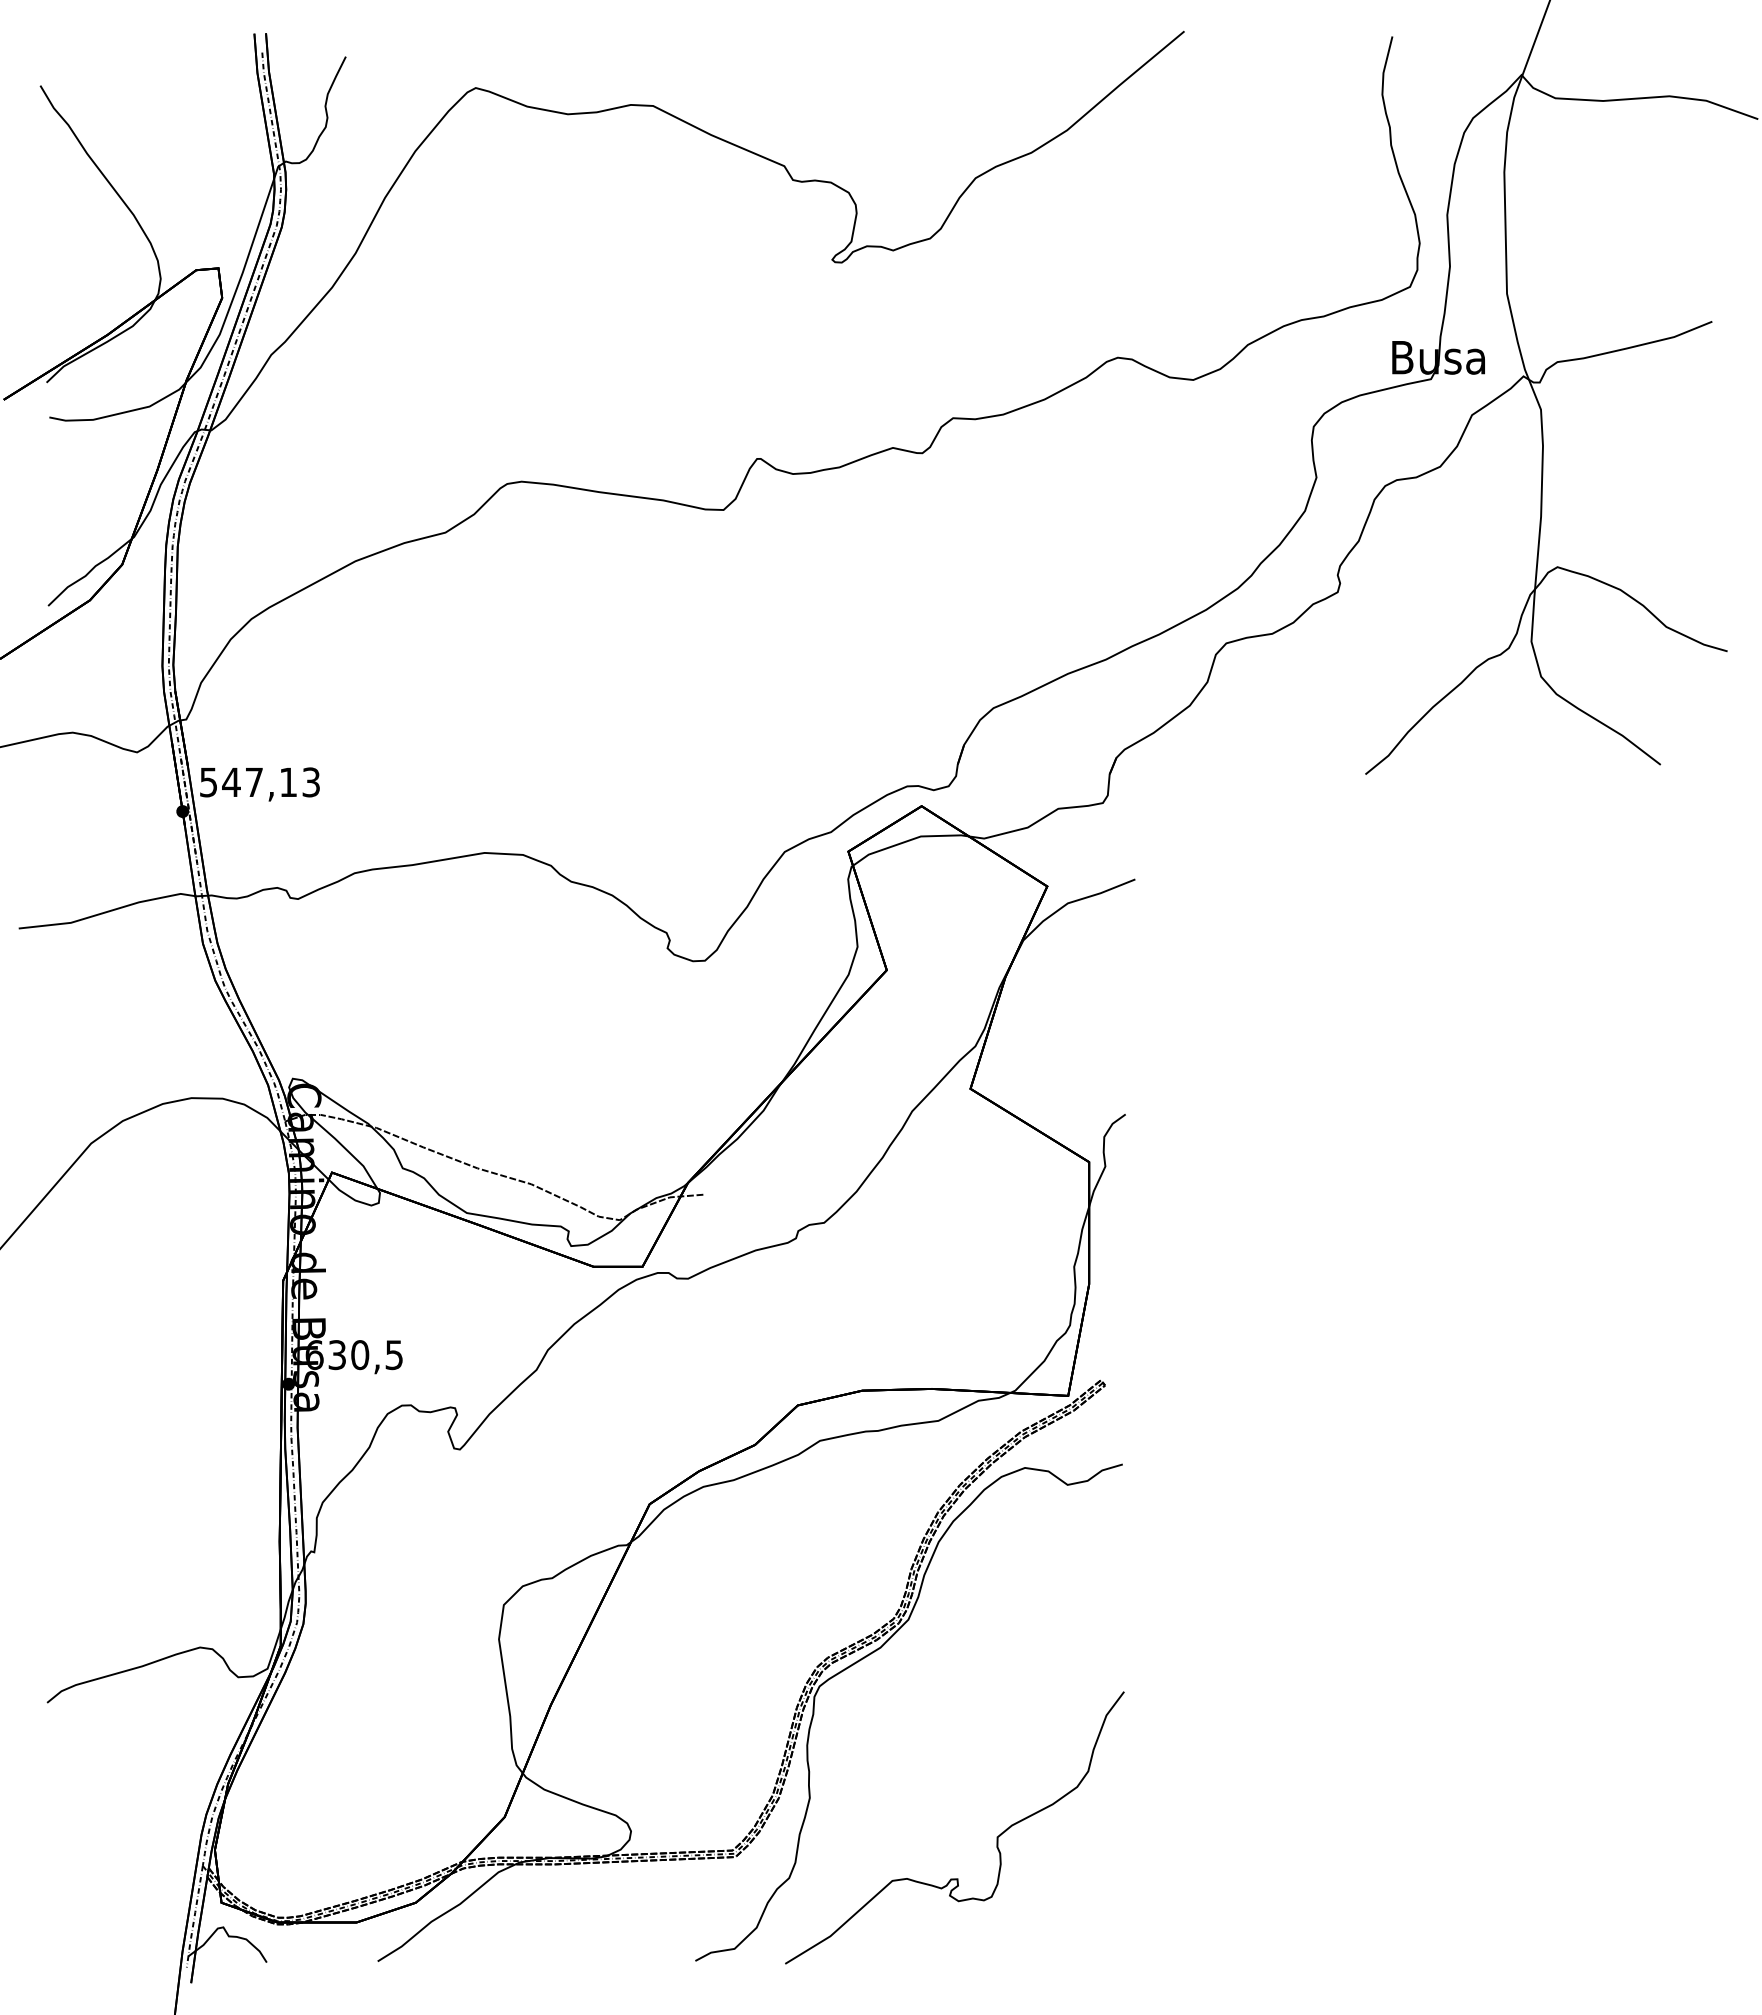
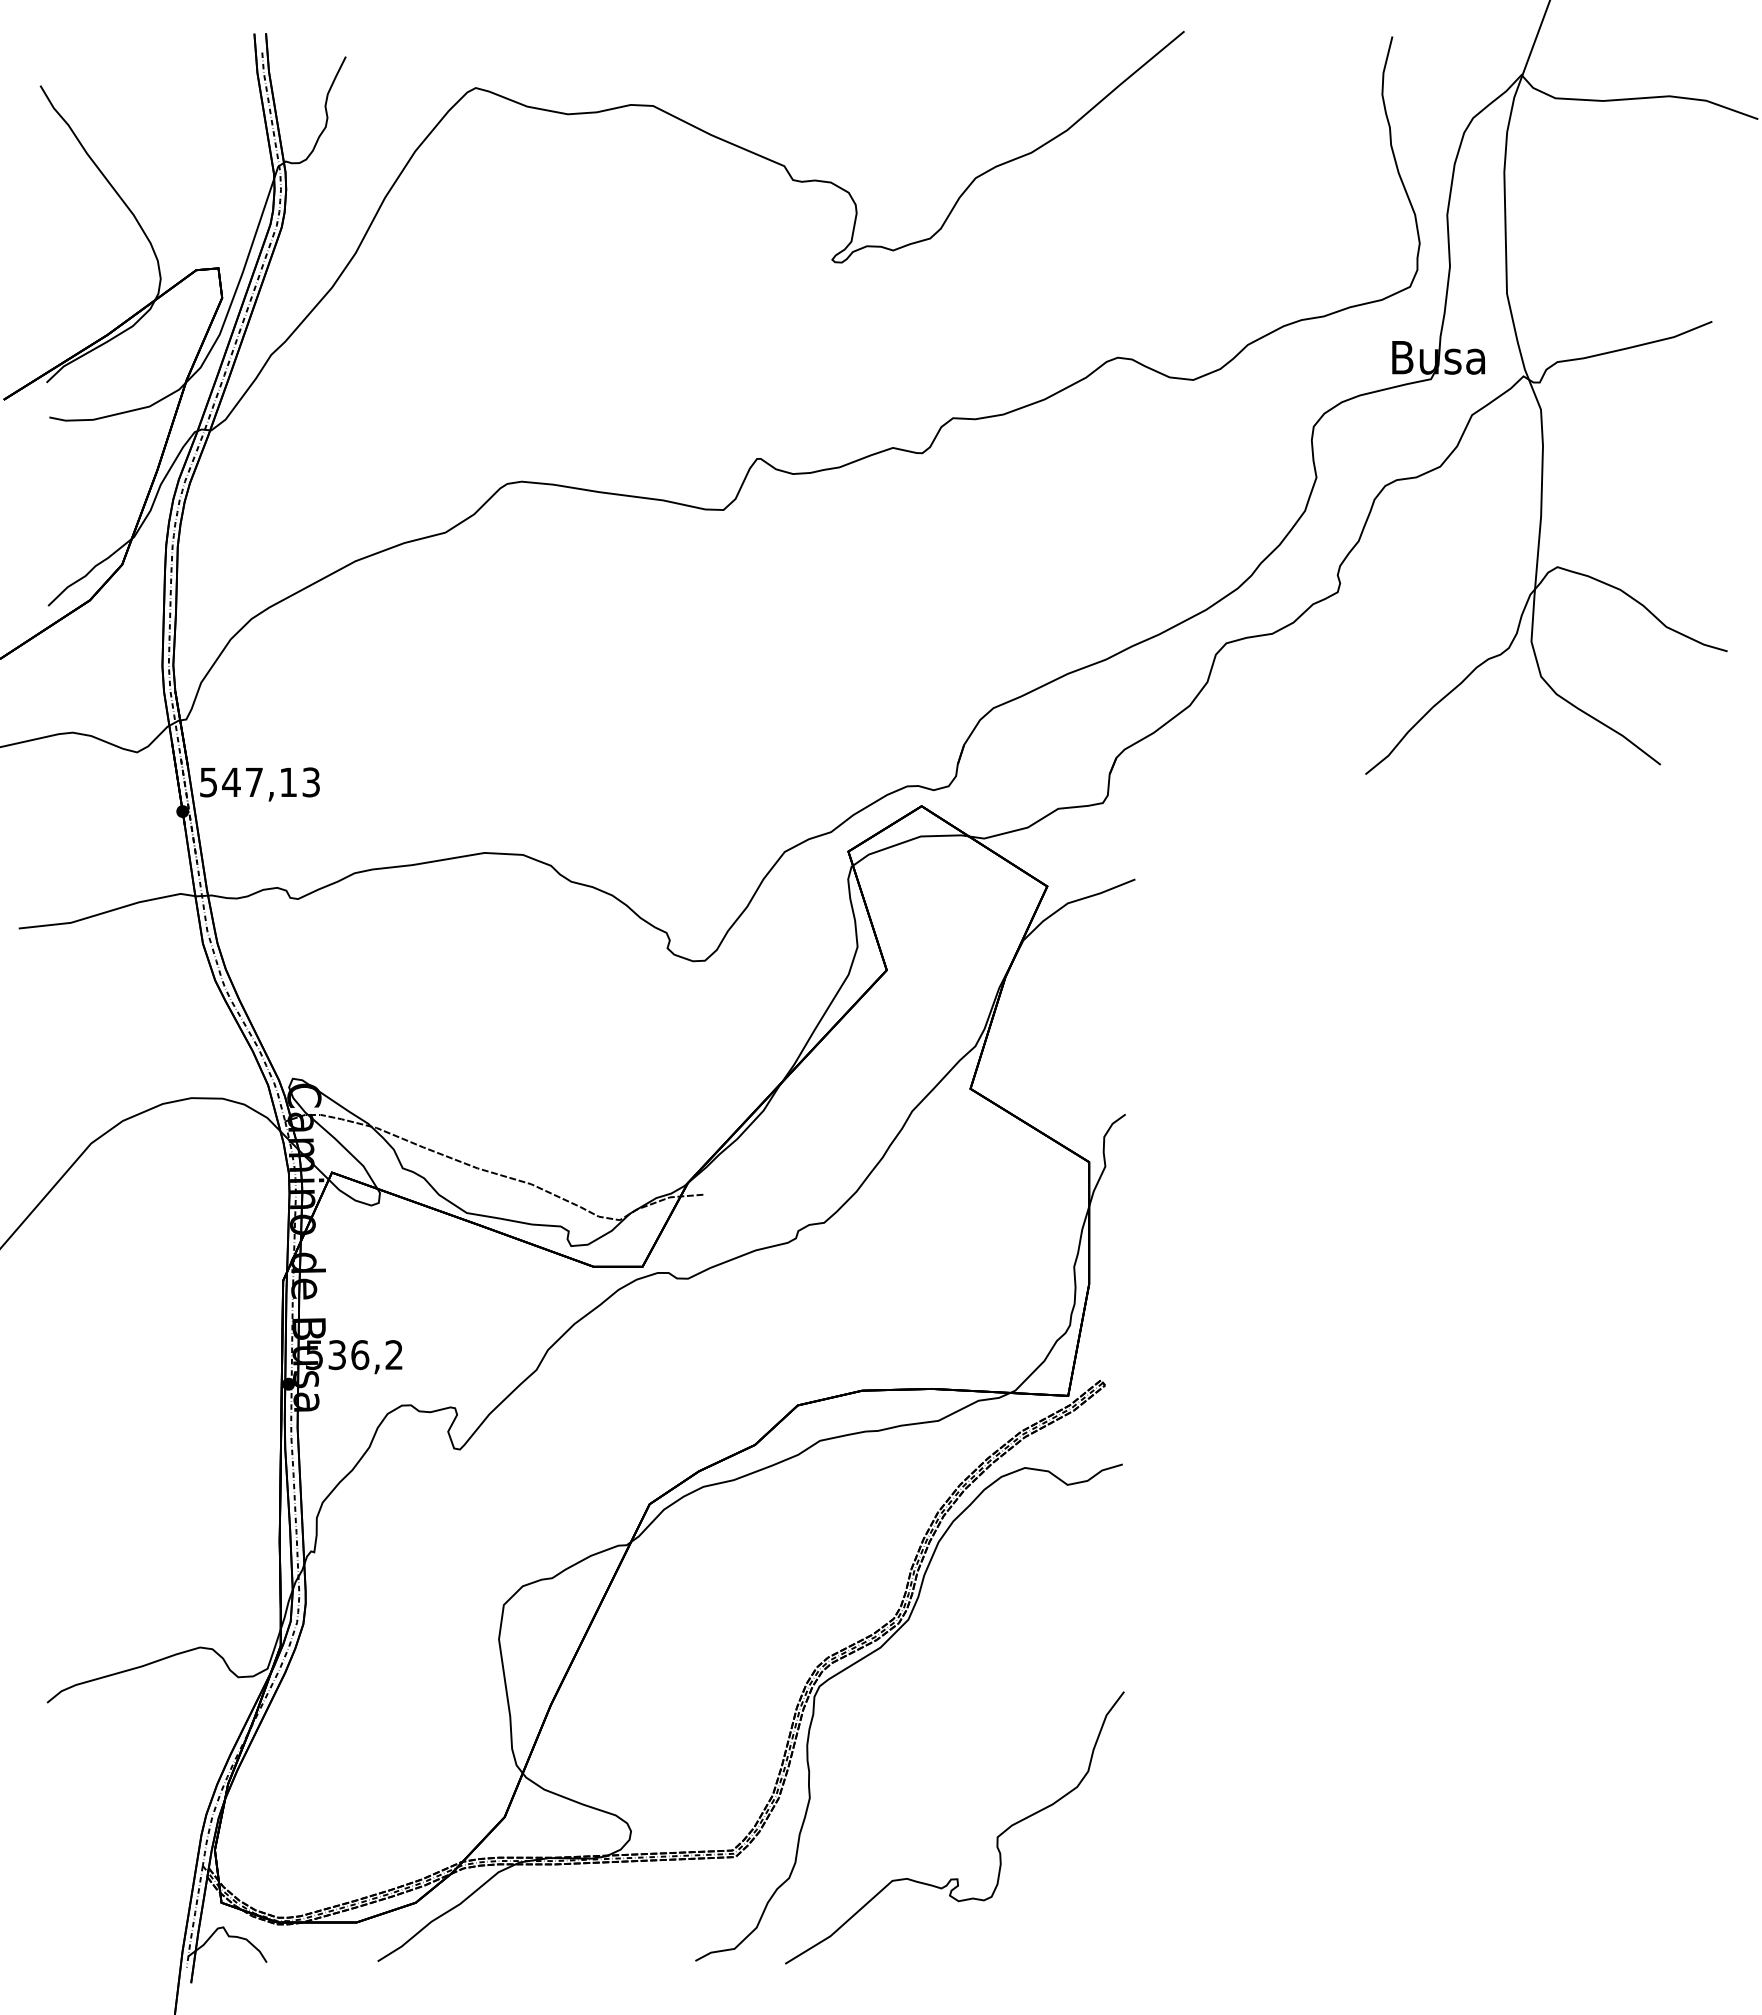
text: 630,5 -> 536,2 (353, 1355)
